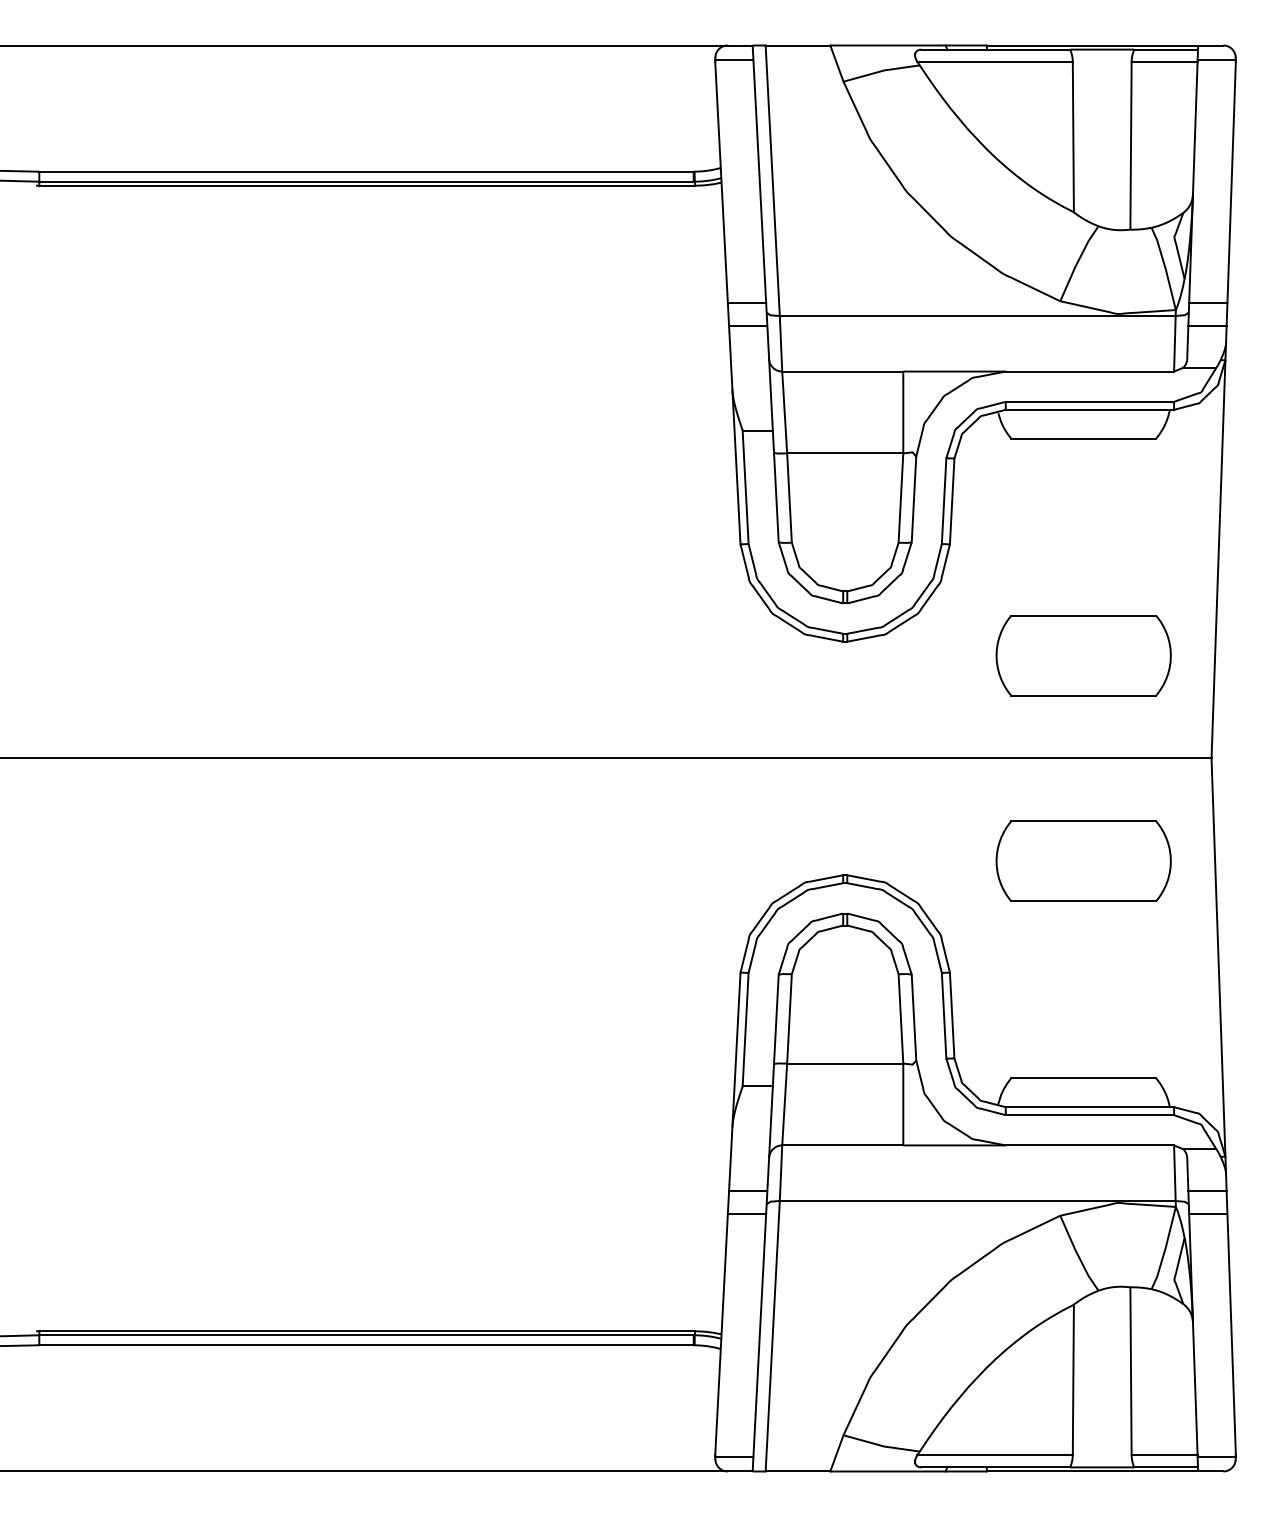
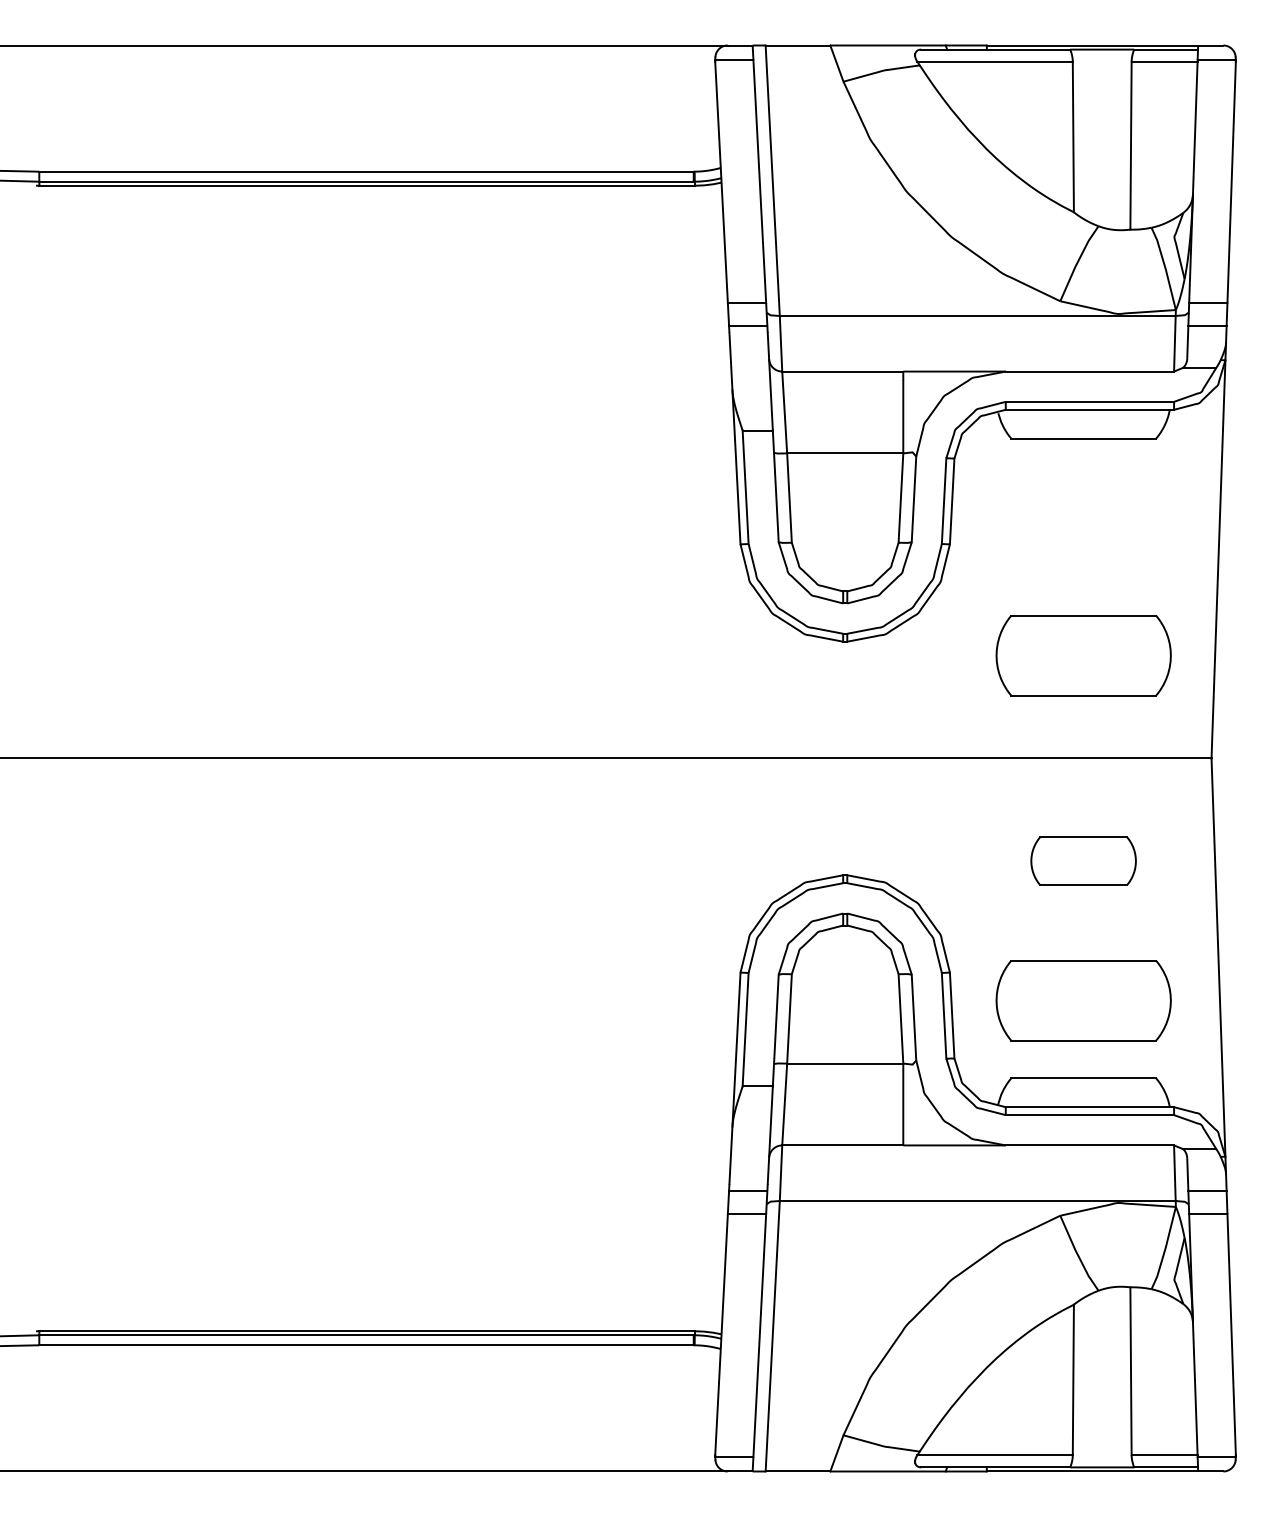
part size: 177x82 px -> 107x50 px (1083, 860)
part: none -> present (1083, 1000)
